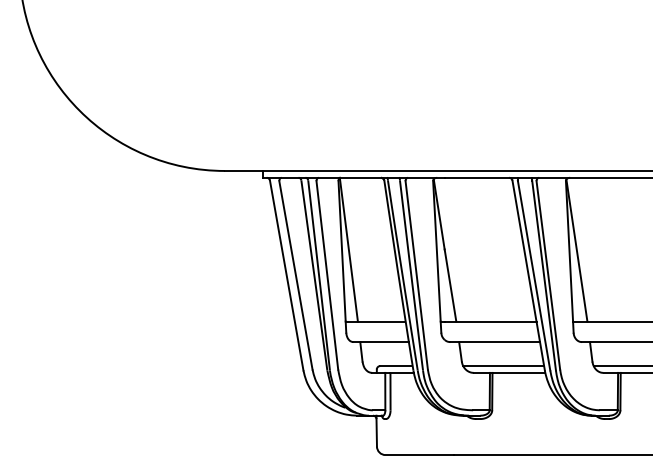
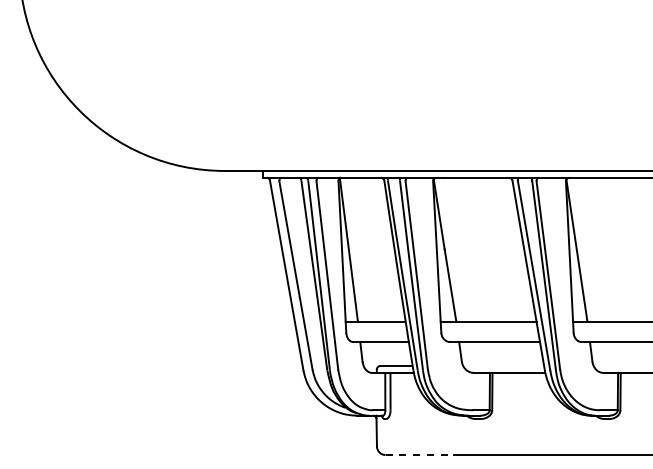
line: present -> none (503, 366)
line: present -> none (621, 366)
line: solid -> dashed (420, 455)
